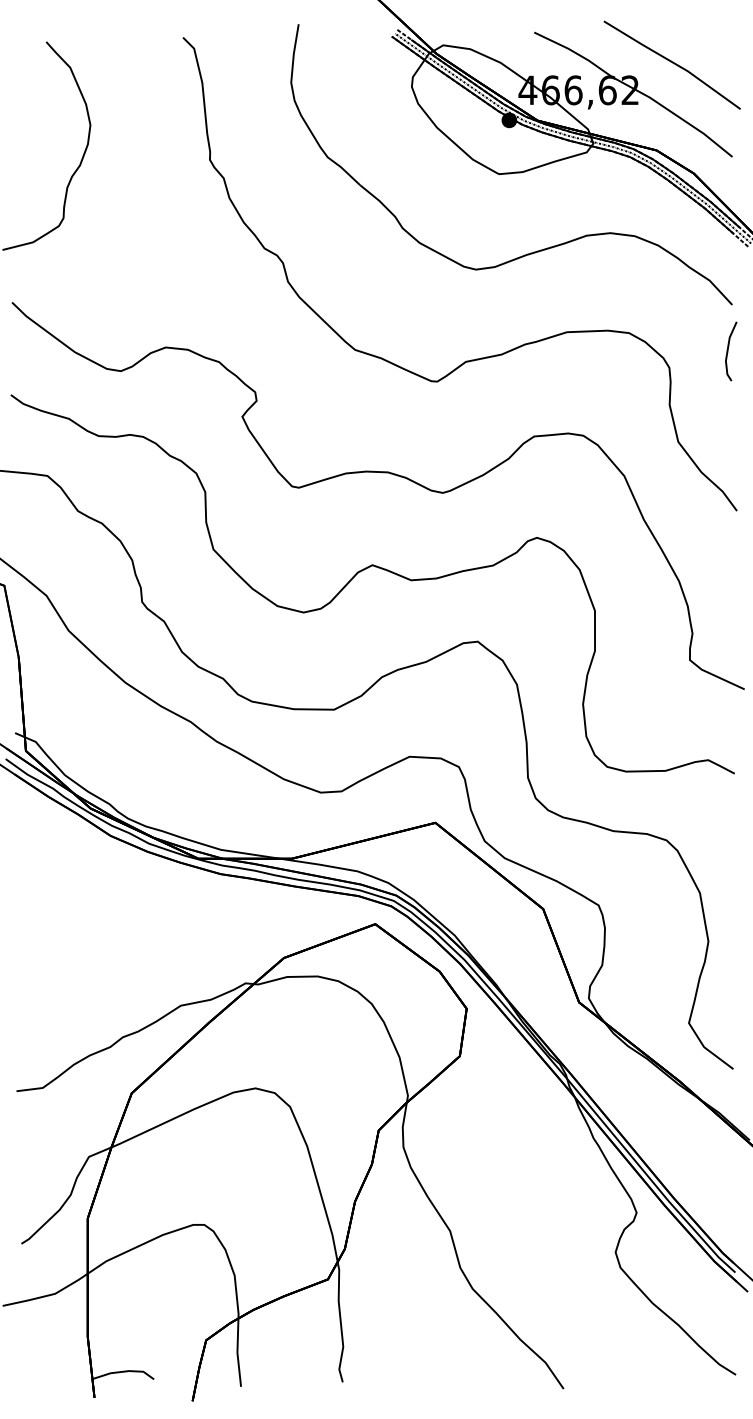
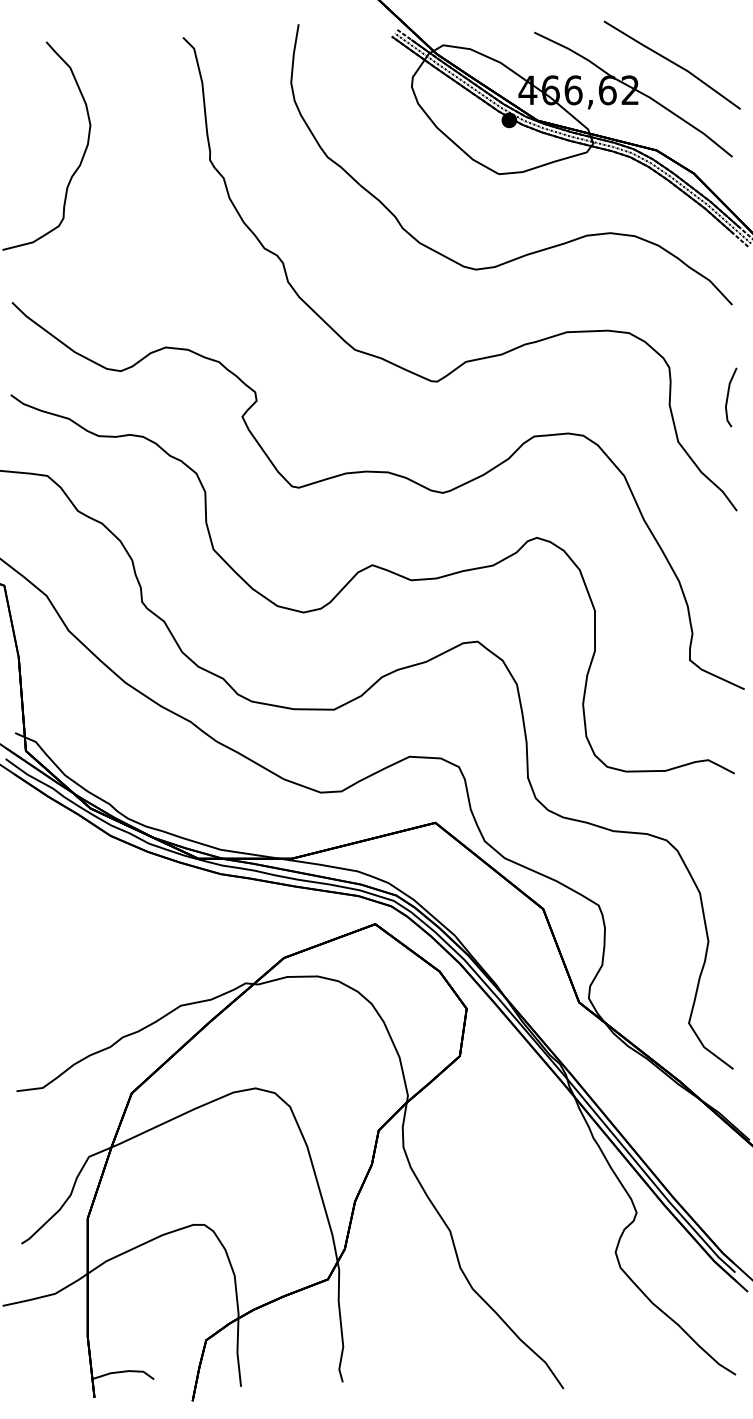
line position: (728, 351) -> (728, 397) (728, 397)
